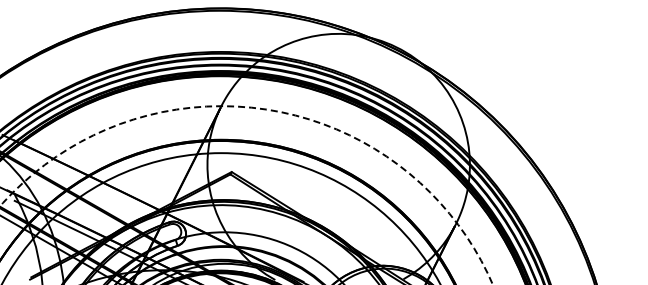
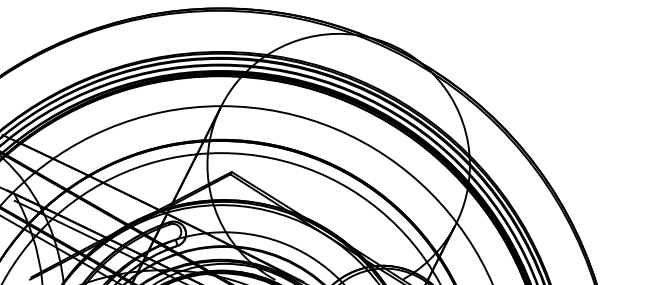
circle: dashed -> solid (246, 195)
